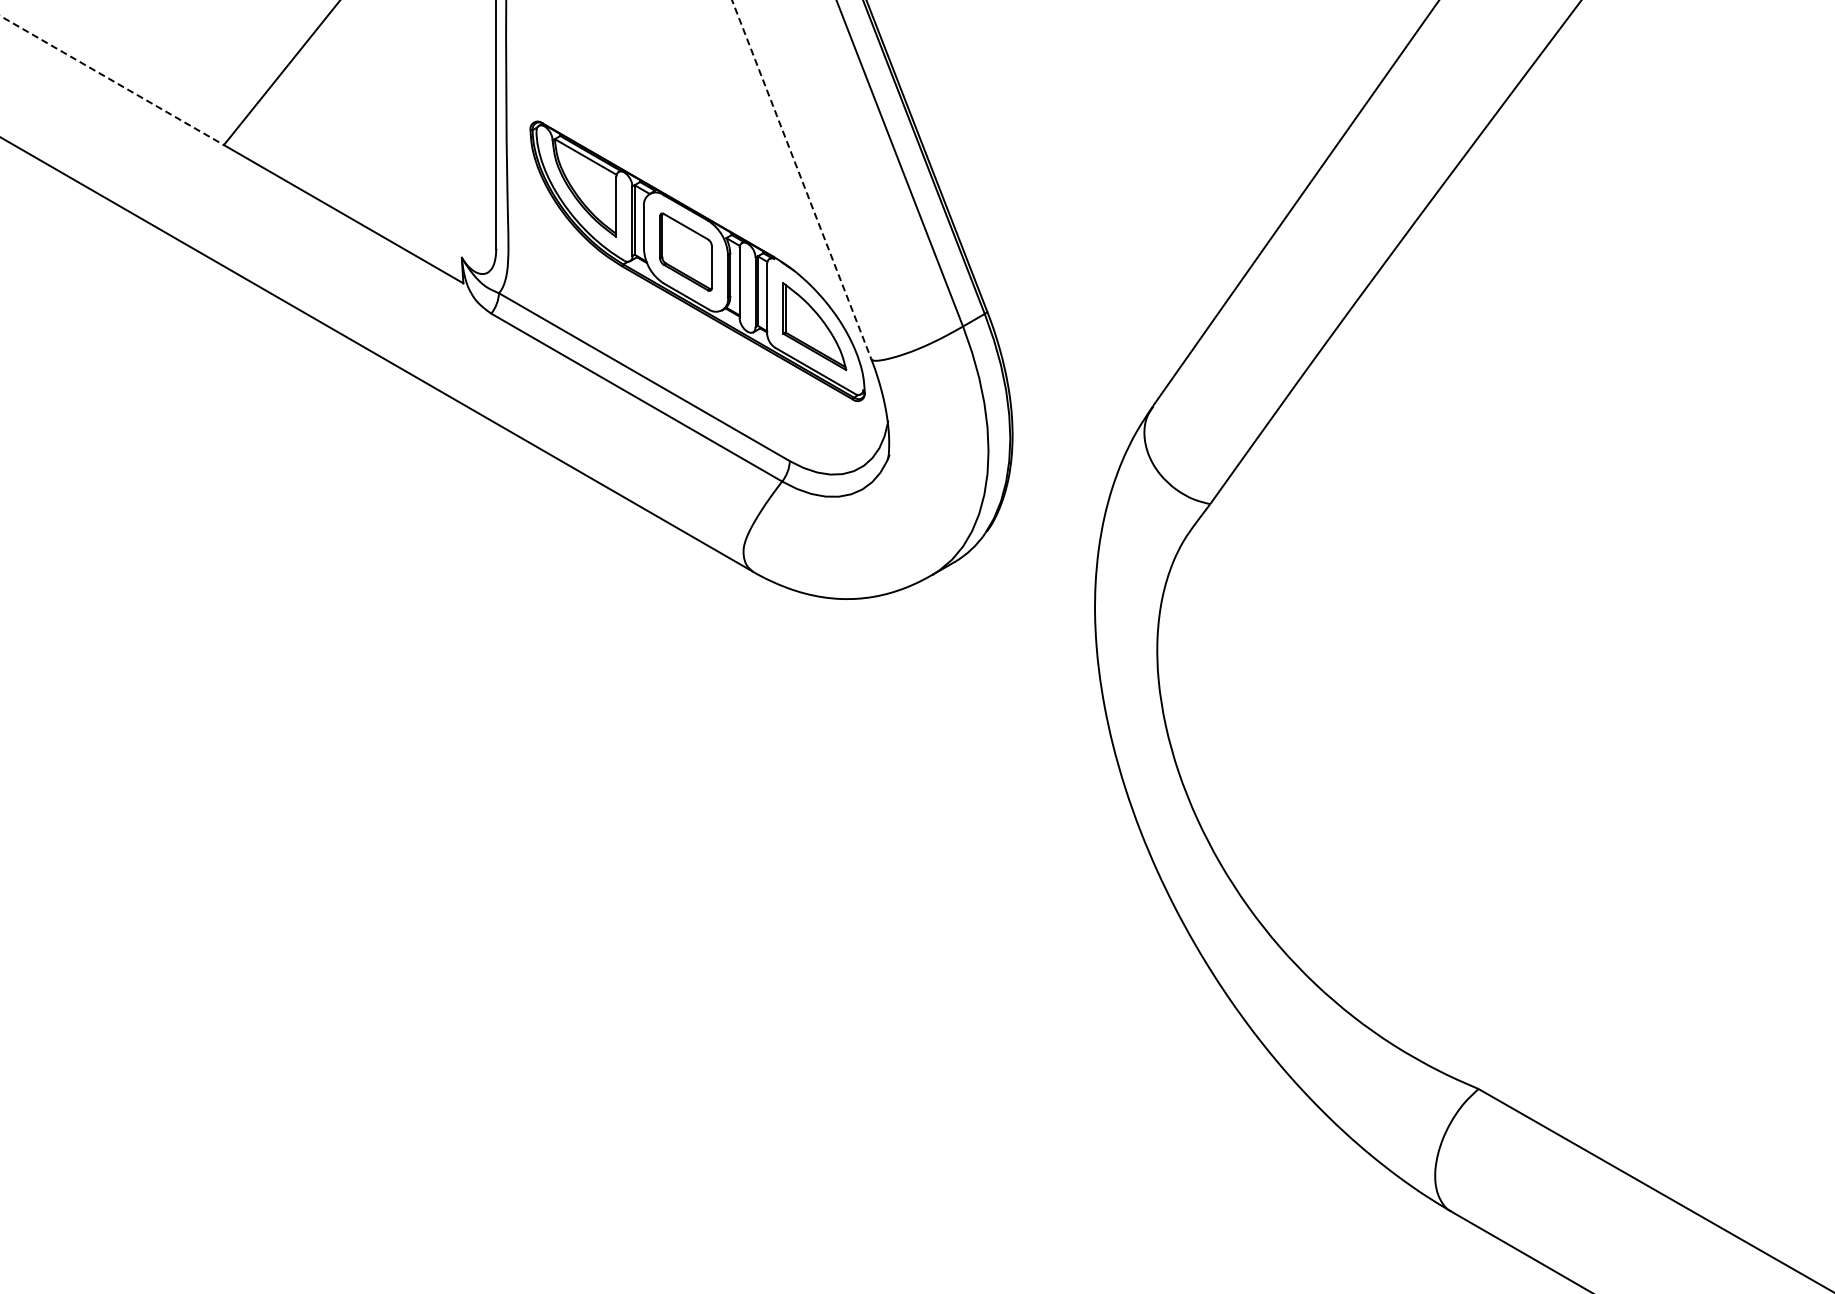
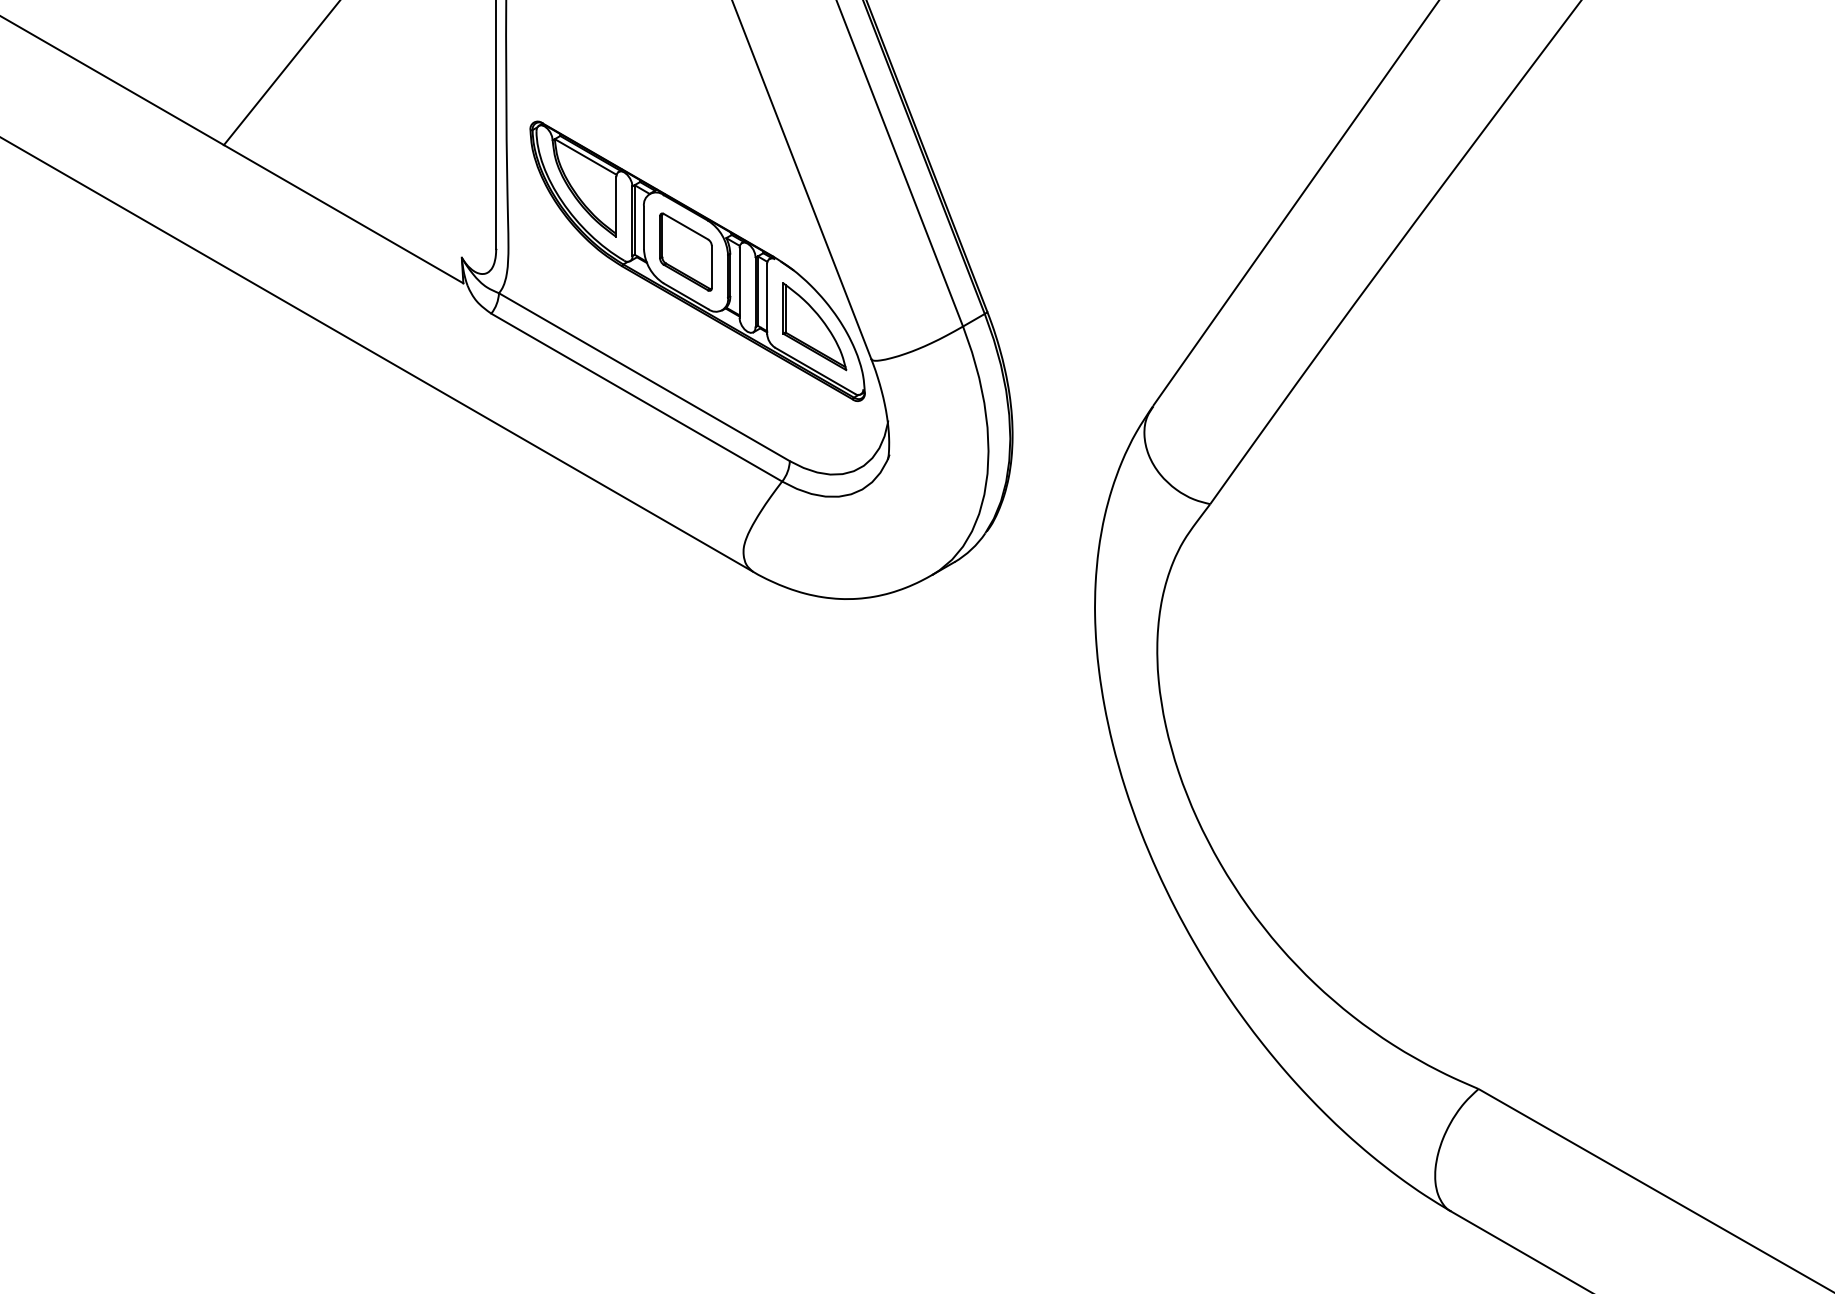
line: dashed -> solid (112, 80)
line: dashed -> solid (801, 179)
